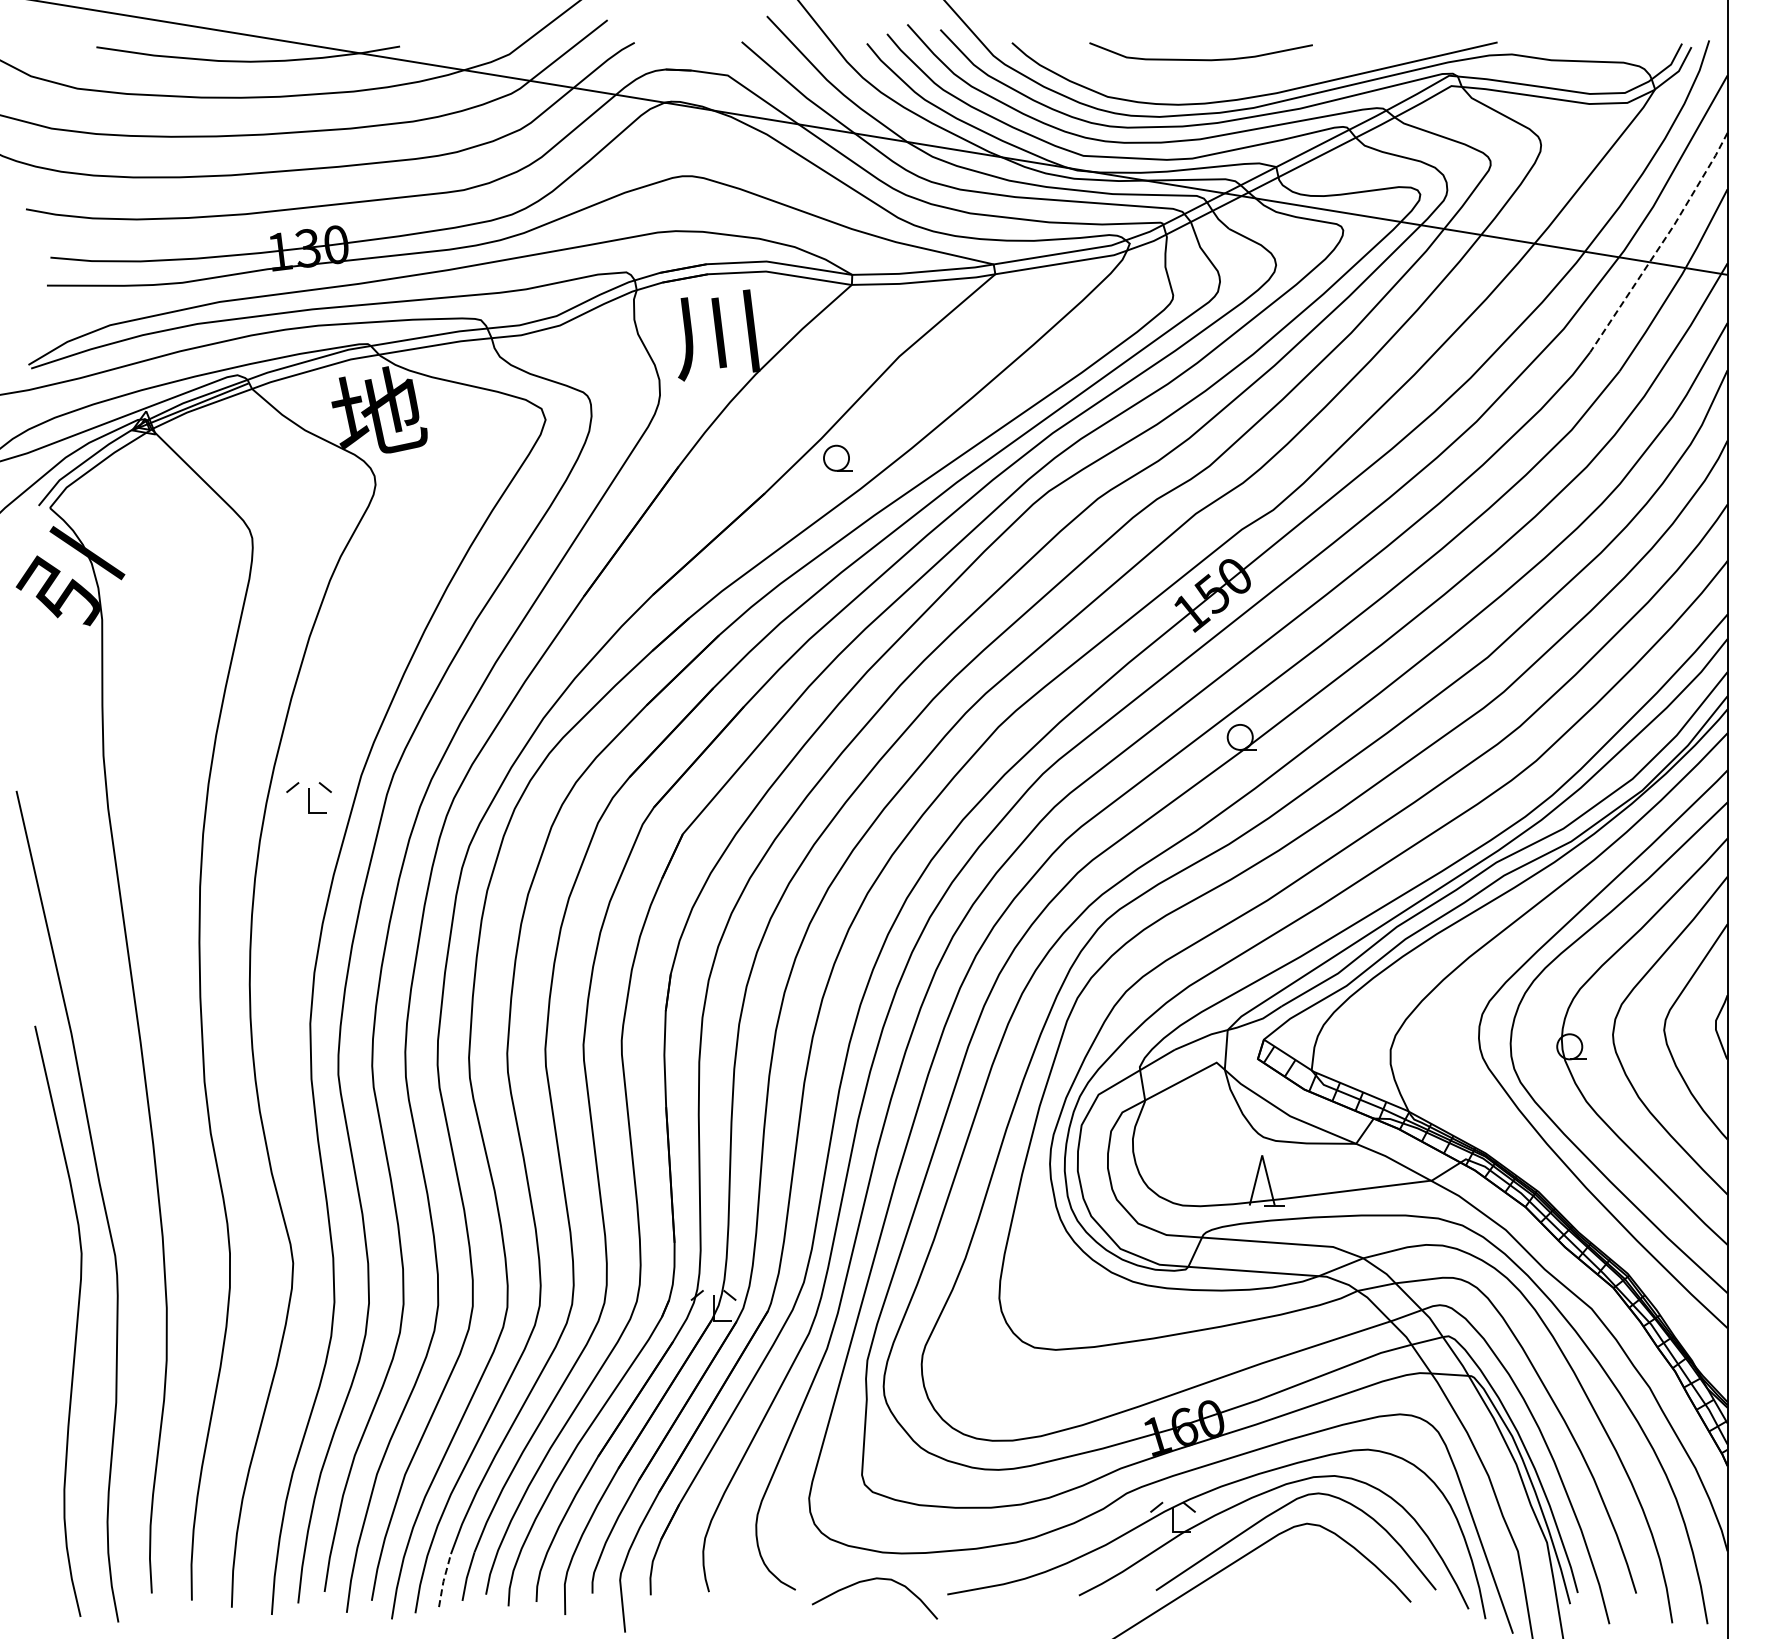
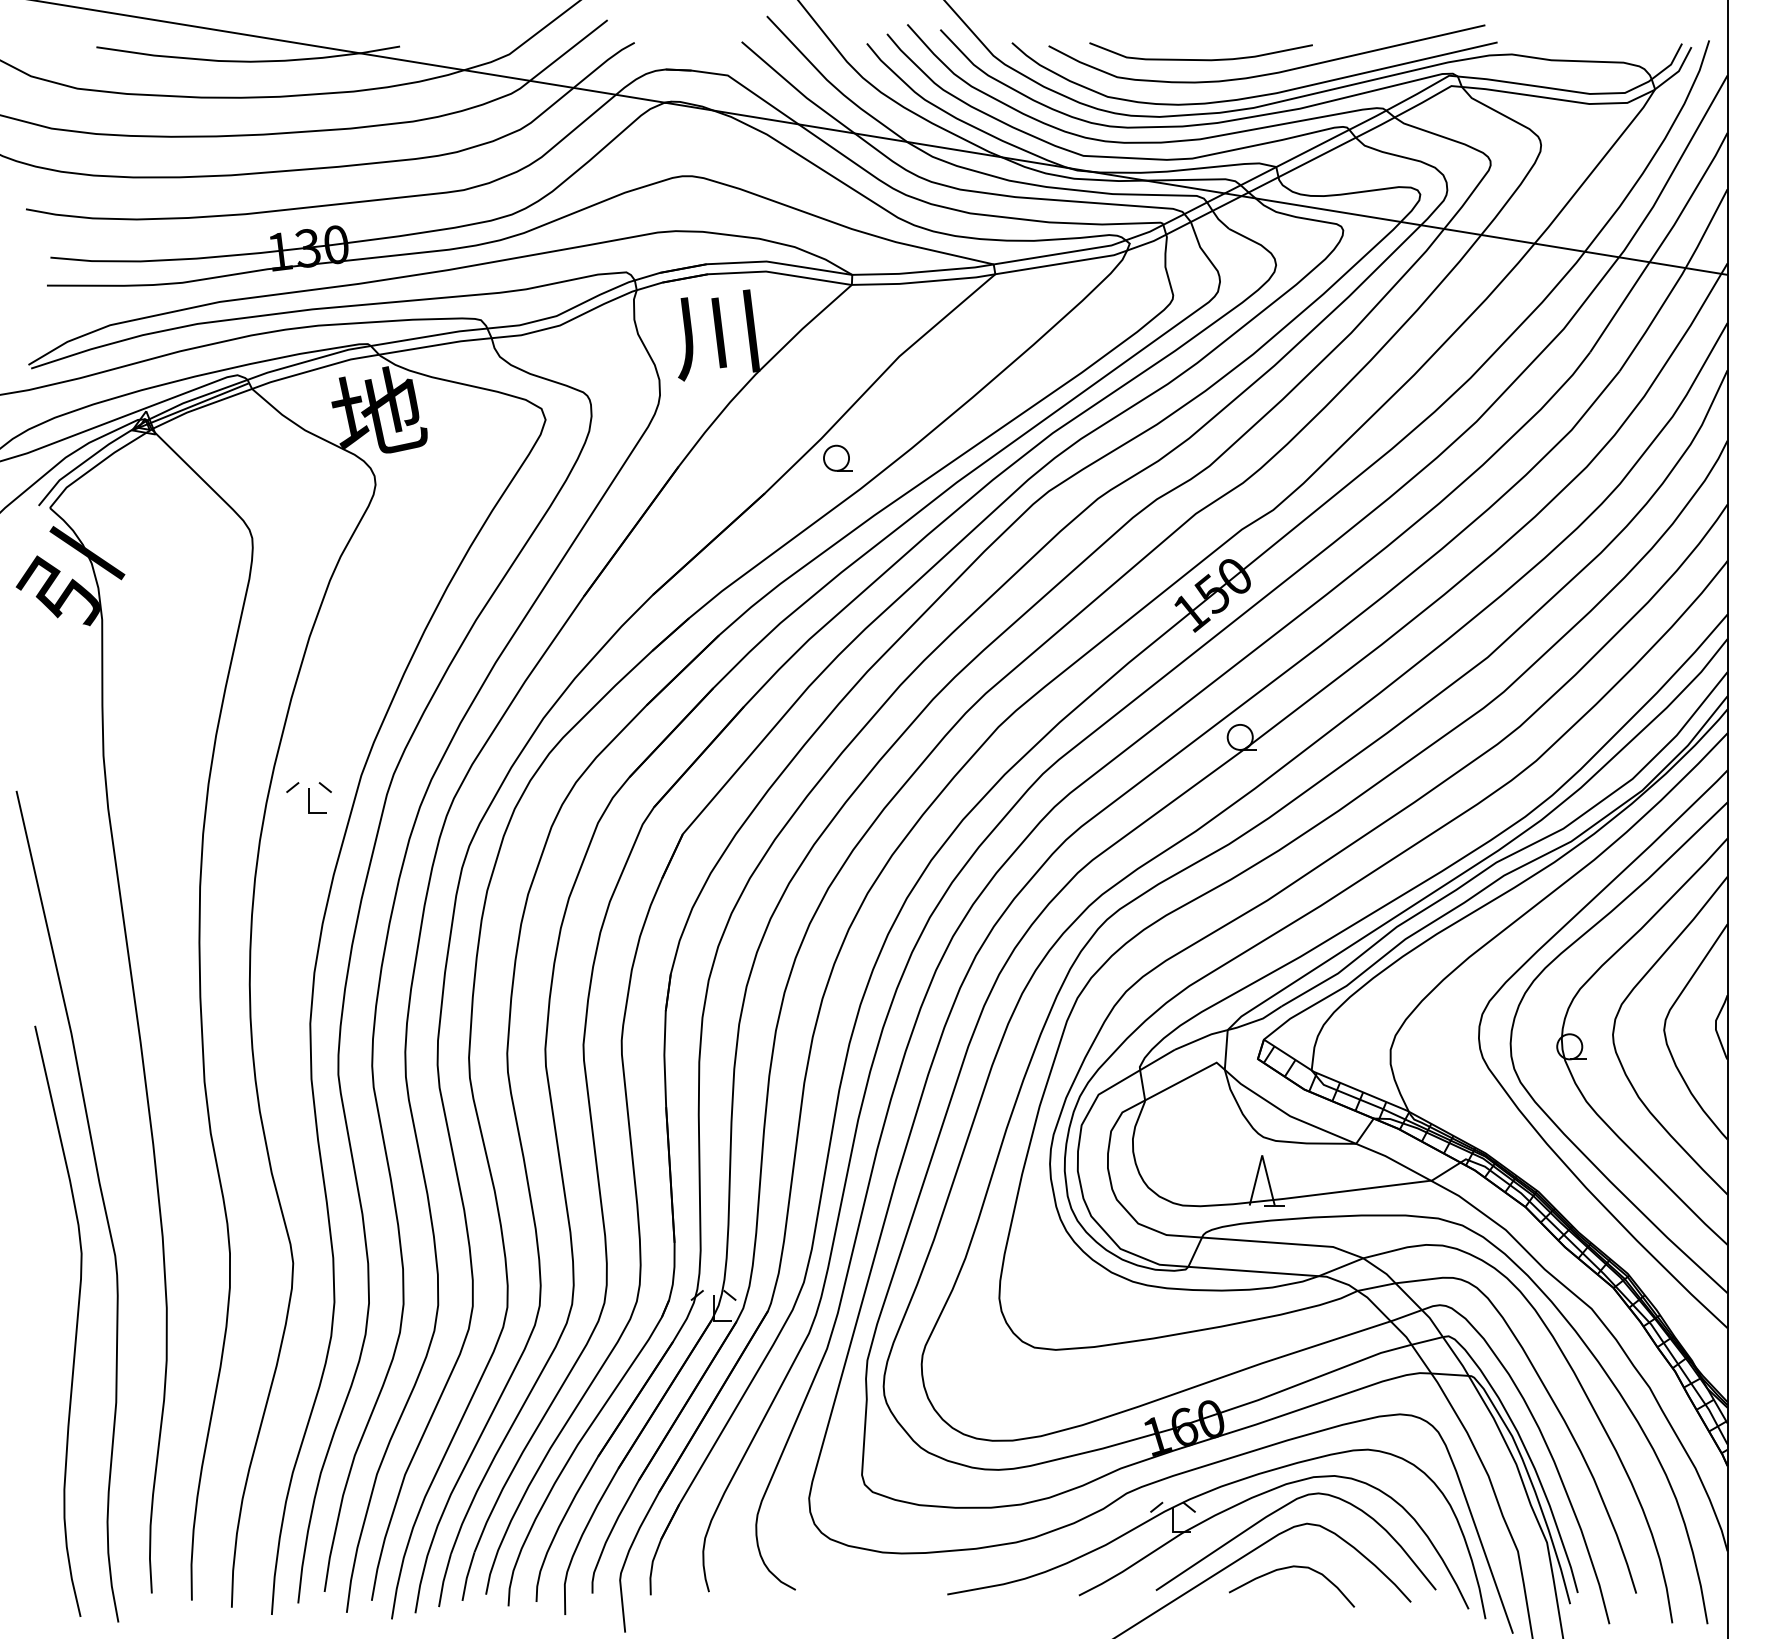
curve: none -> present (1272, 72)
line: dashed -> solid (1662, 243)
line: dashed -> solid (443, 1580)
curve position: (872, 1580) -> (1289, 1568) (1289, 1568)
